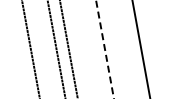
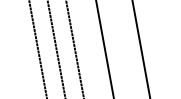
line position: (30, 48) -> (37, 48) (37, 48)
line position: (68, 48) -> (74, 48) (74, 48)
line: dashed -> solid (104, 49)
